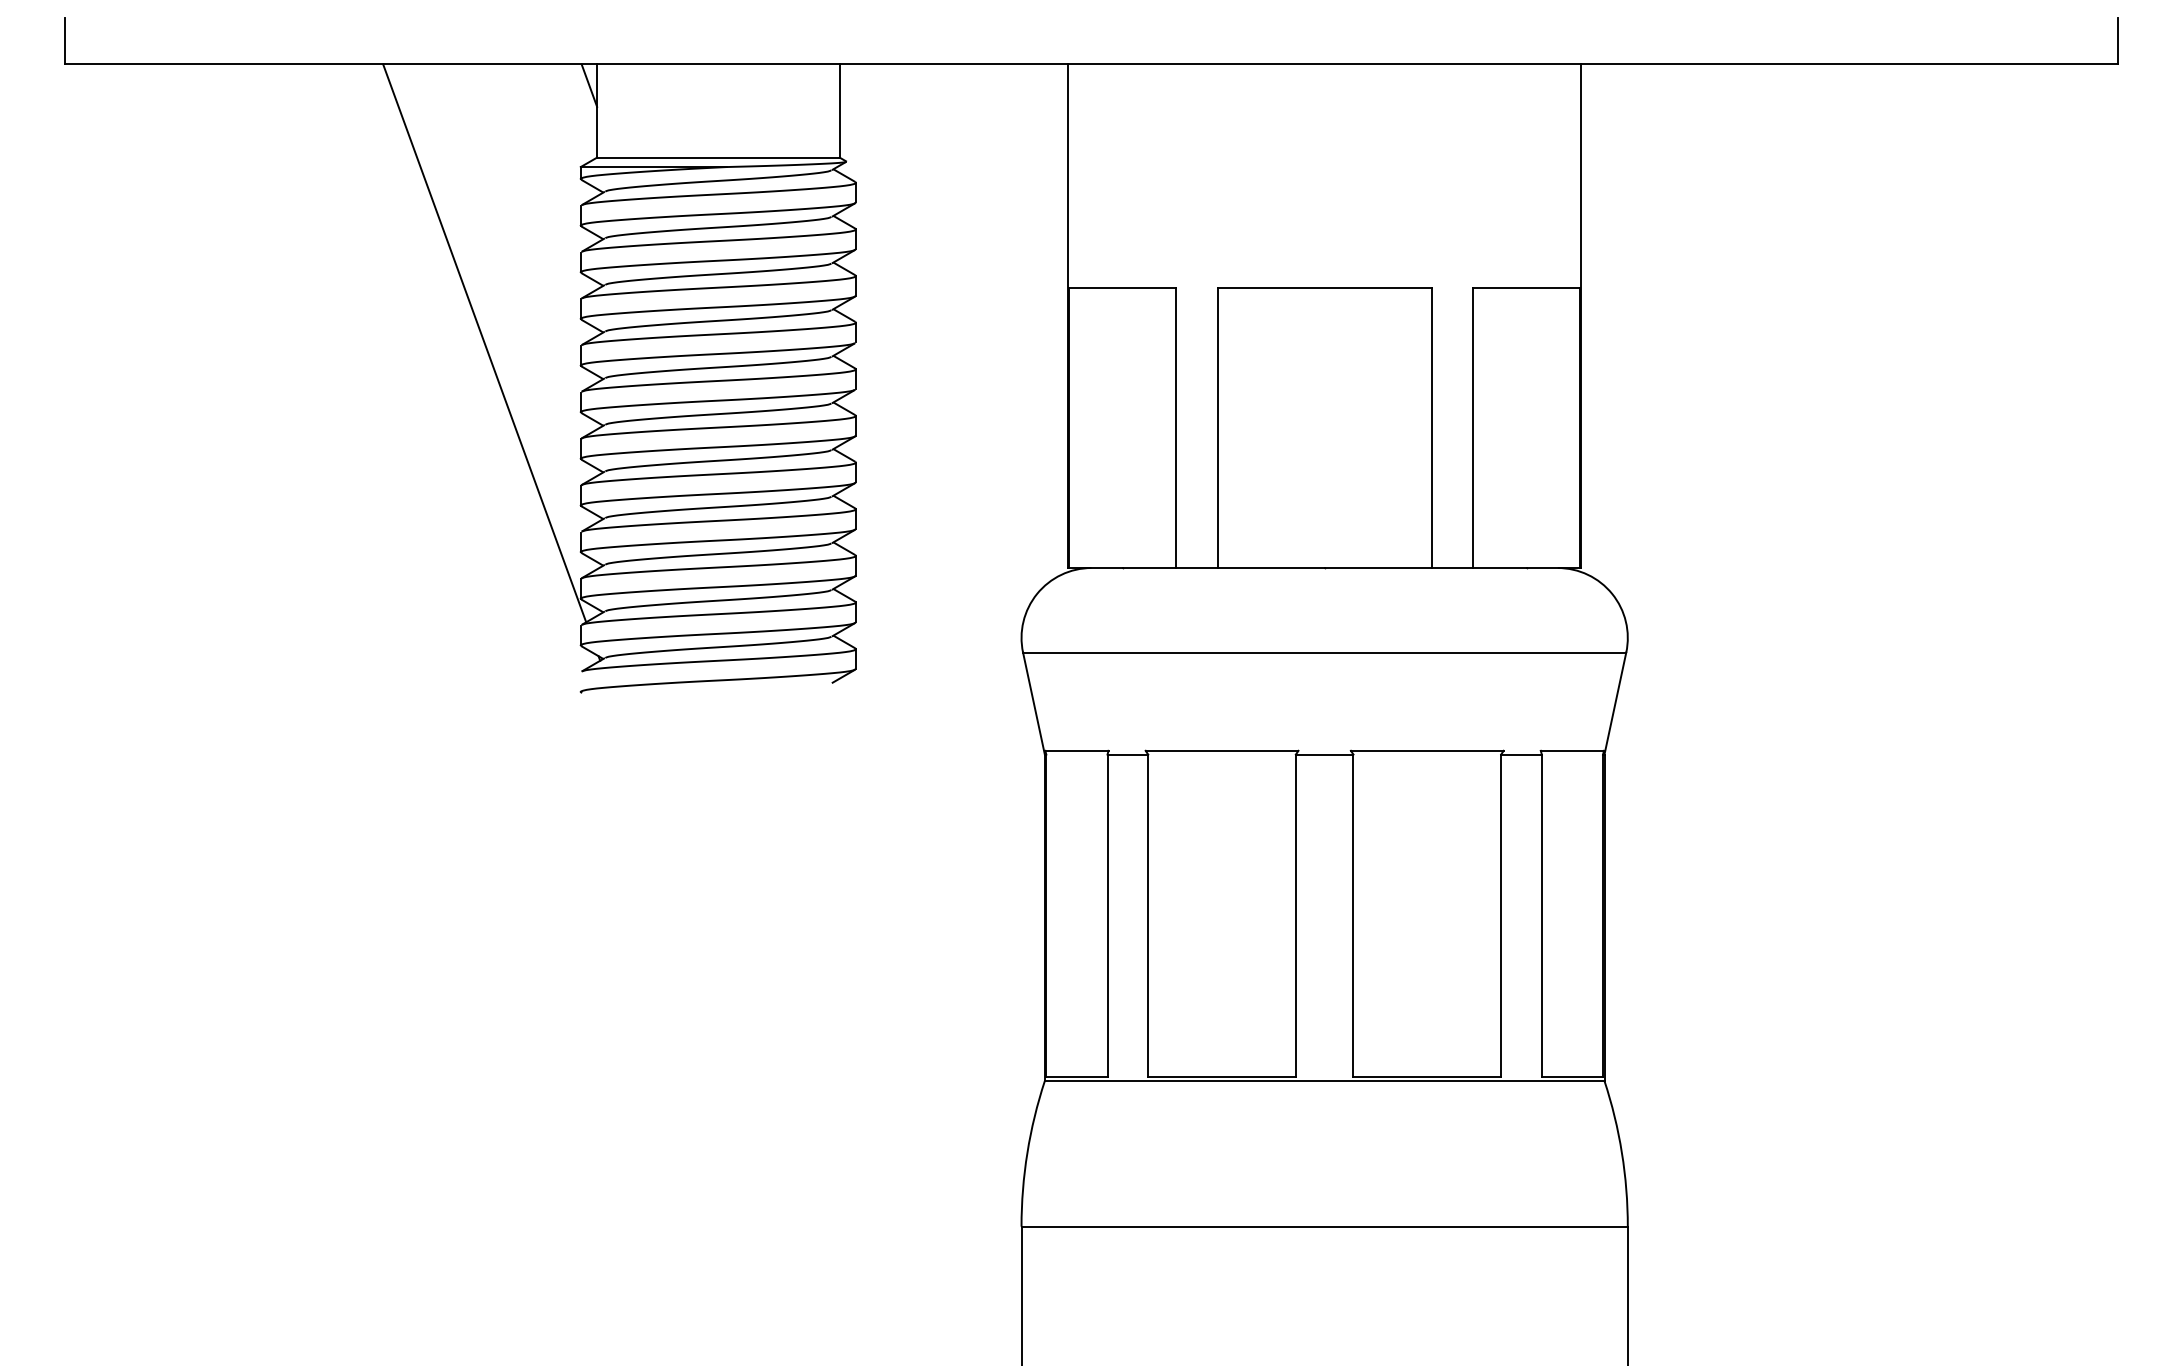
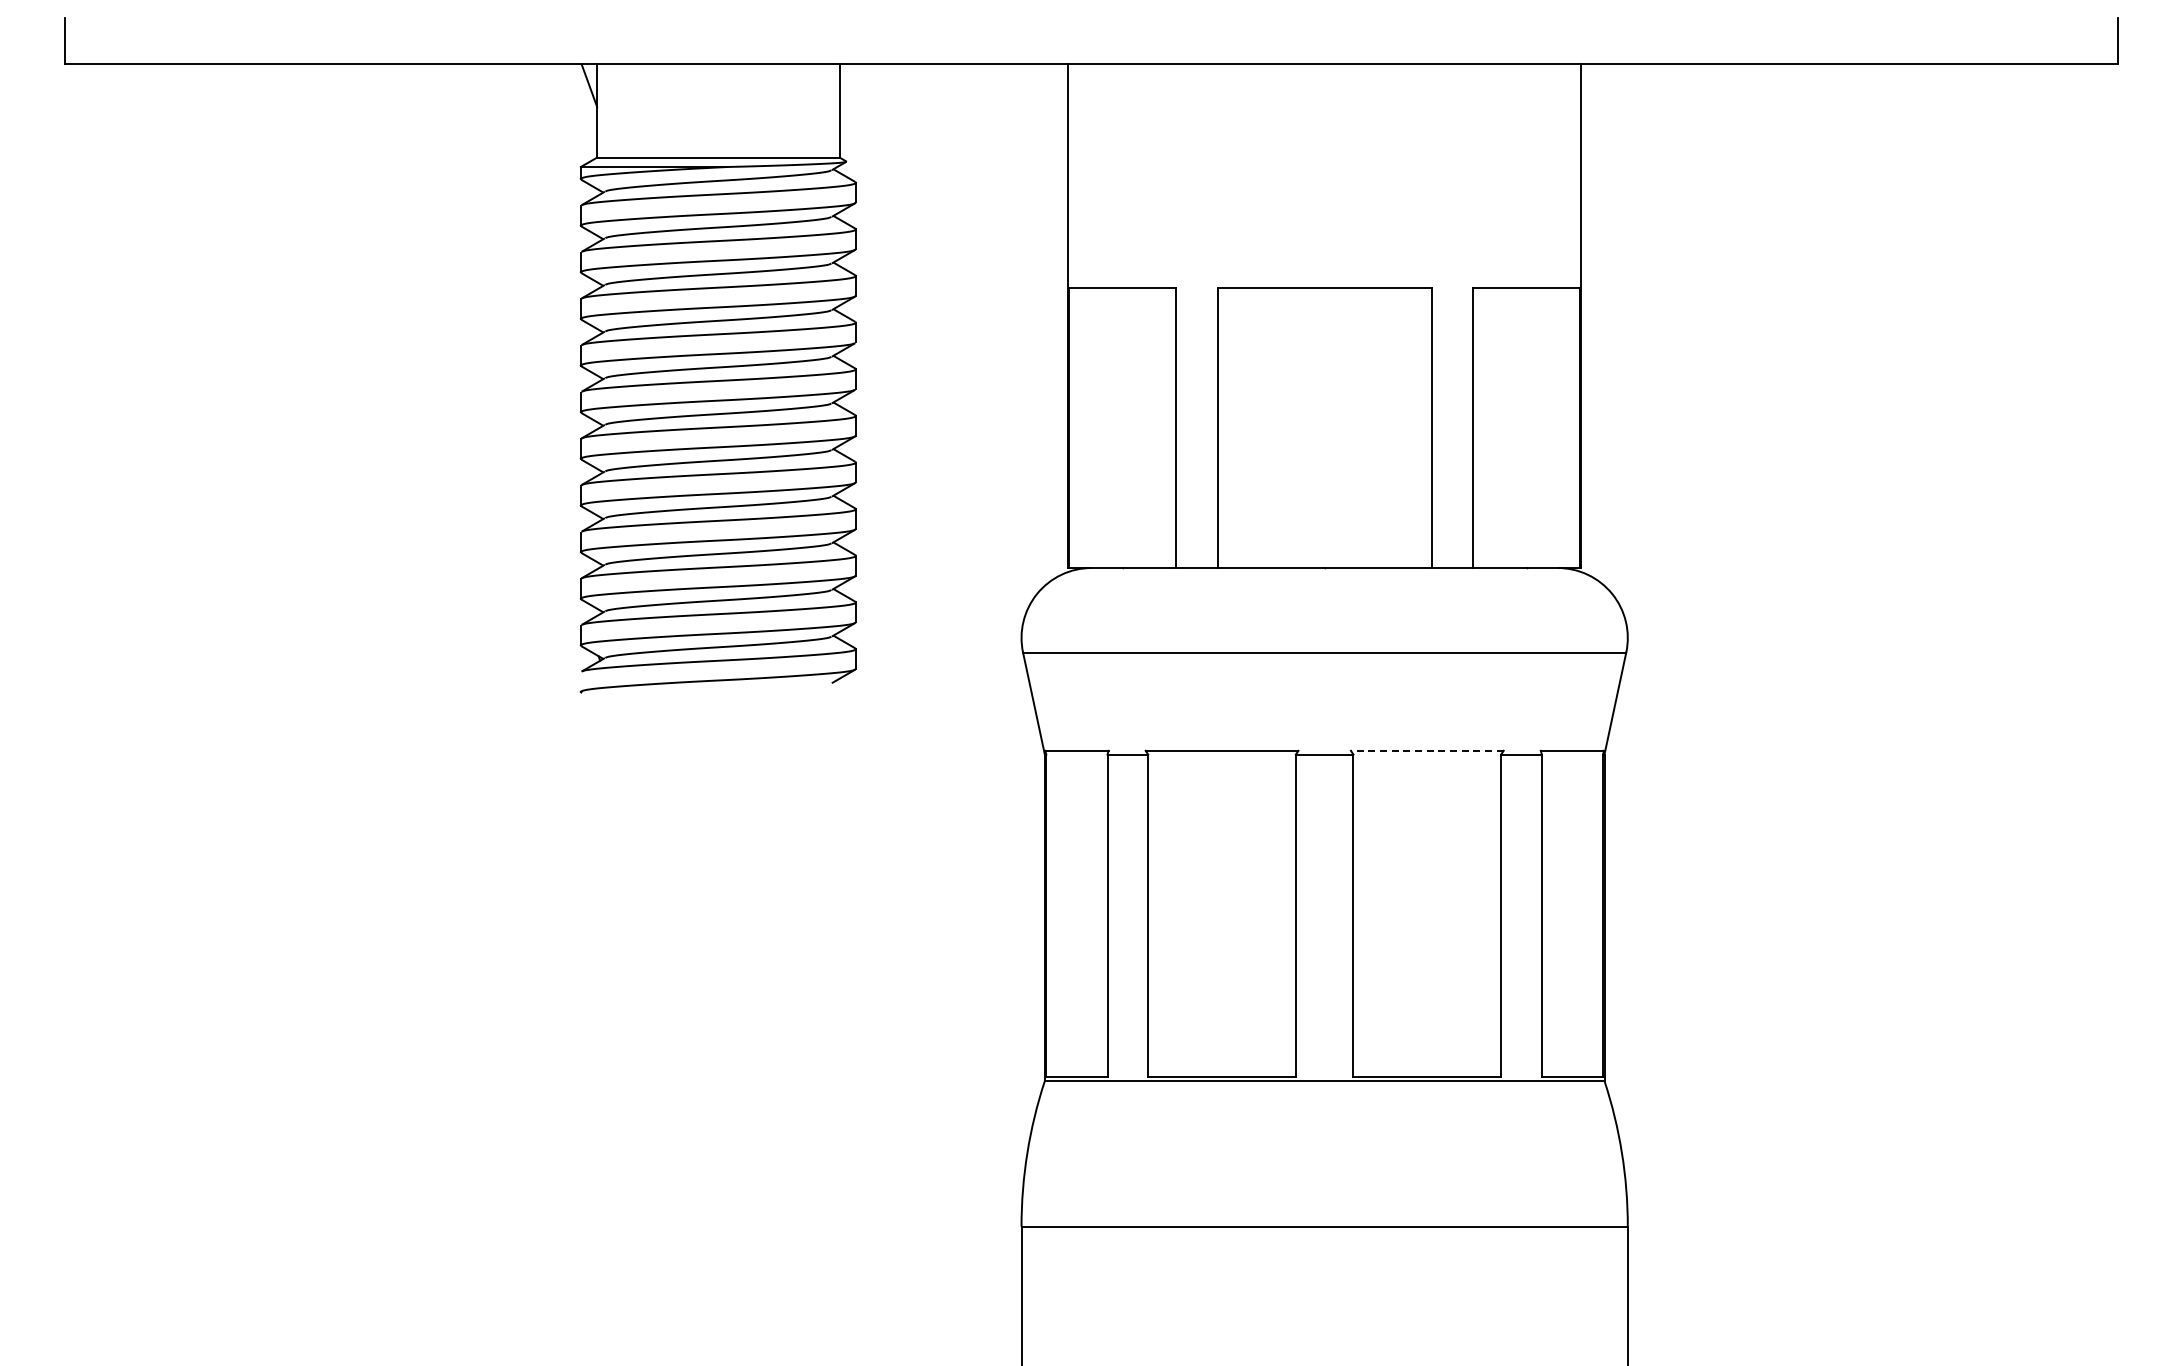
line: present -> none (484, 343)
line: solid -> dashed (1426, 750)
